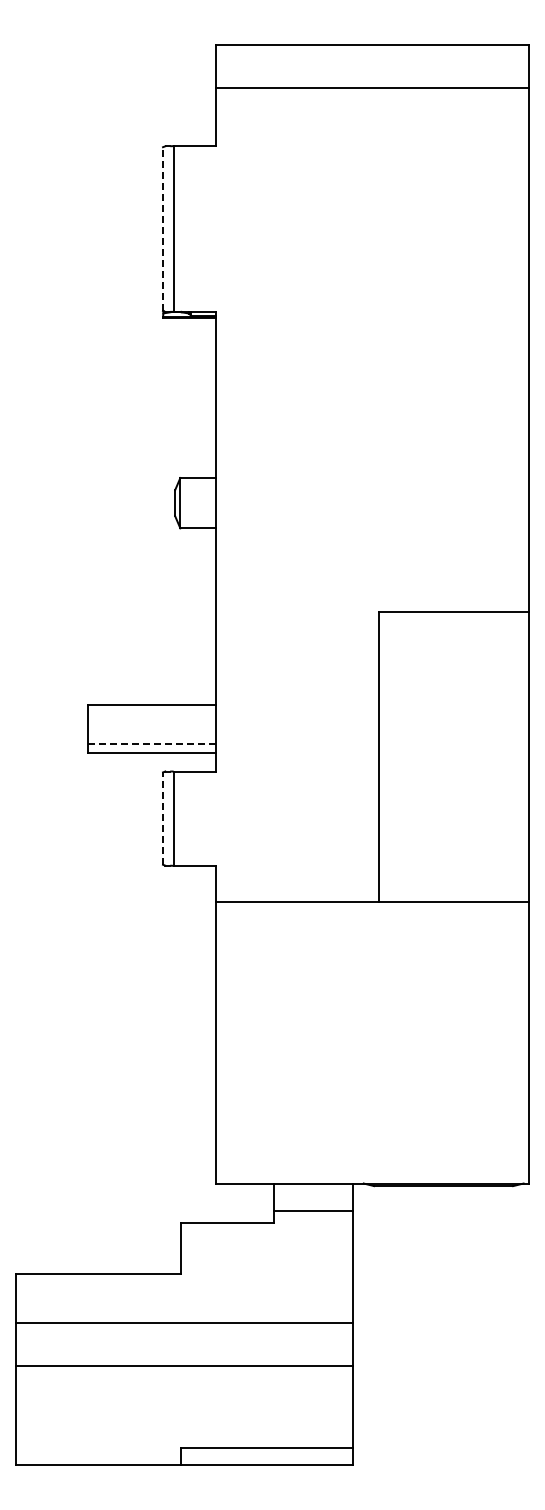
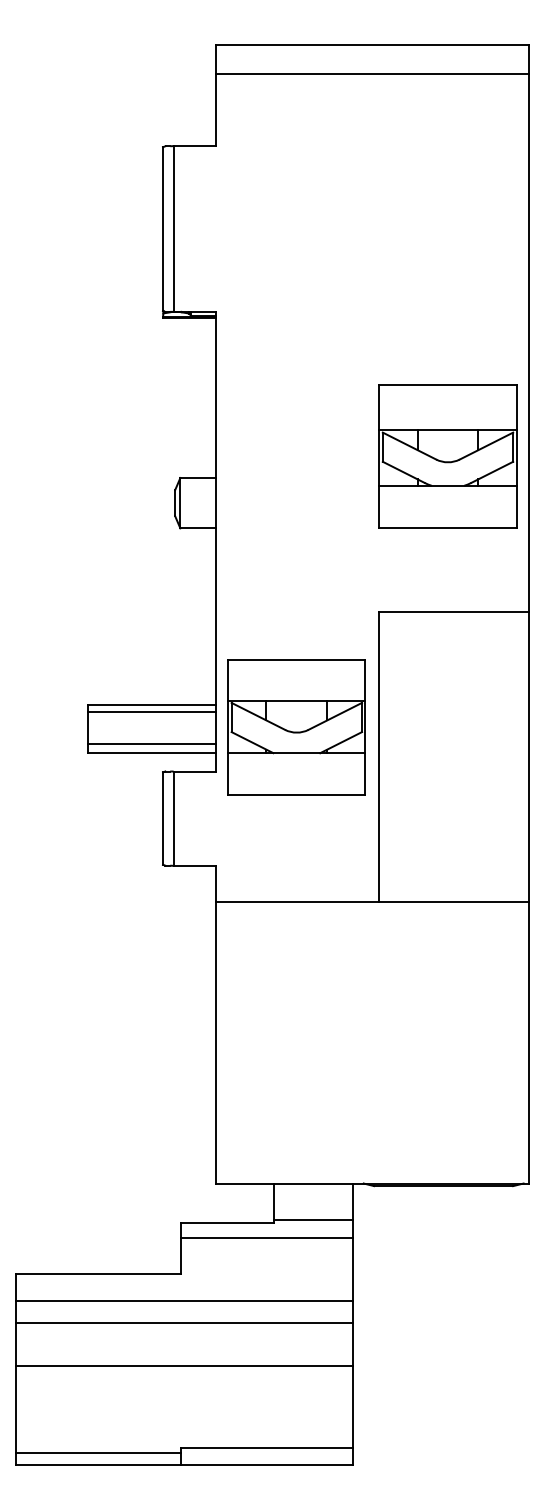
line position: (372, 88) -> (372, 74) (372, 74)
line: dashed -> solid (163, 229)
part: none -> present (447, 456)
line: none -> present (152, 712)
part: none -> present (296, 727)
line: dashed -> solid (152, 743)
line: dashed -> solid (163, 818)
line position: (313, 1211) -> (313, 1220) (313, 1220)
line: none -> present (267, 1237)
line: none -> present (184, 1300)
line: none -> present (98, 1453)
